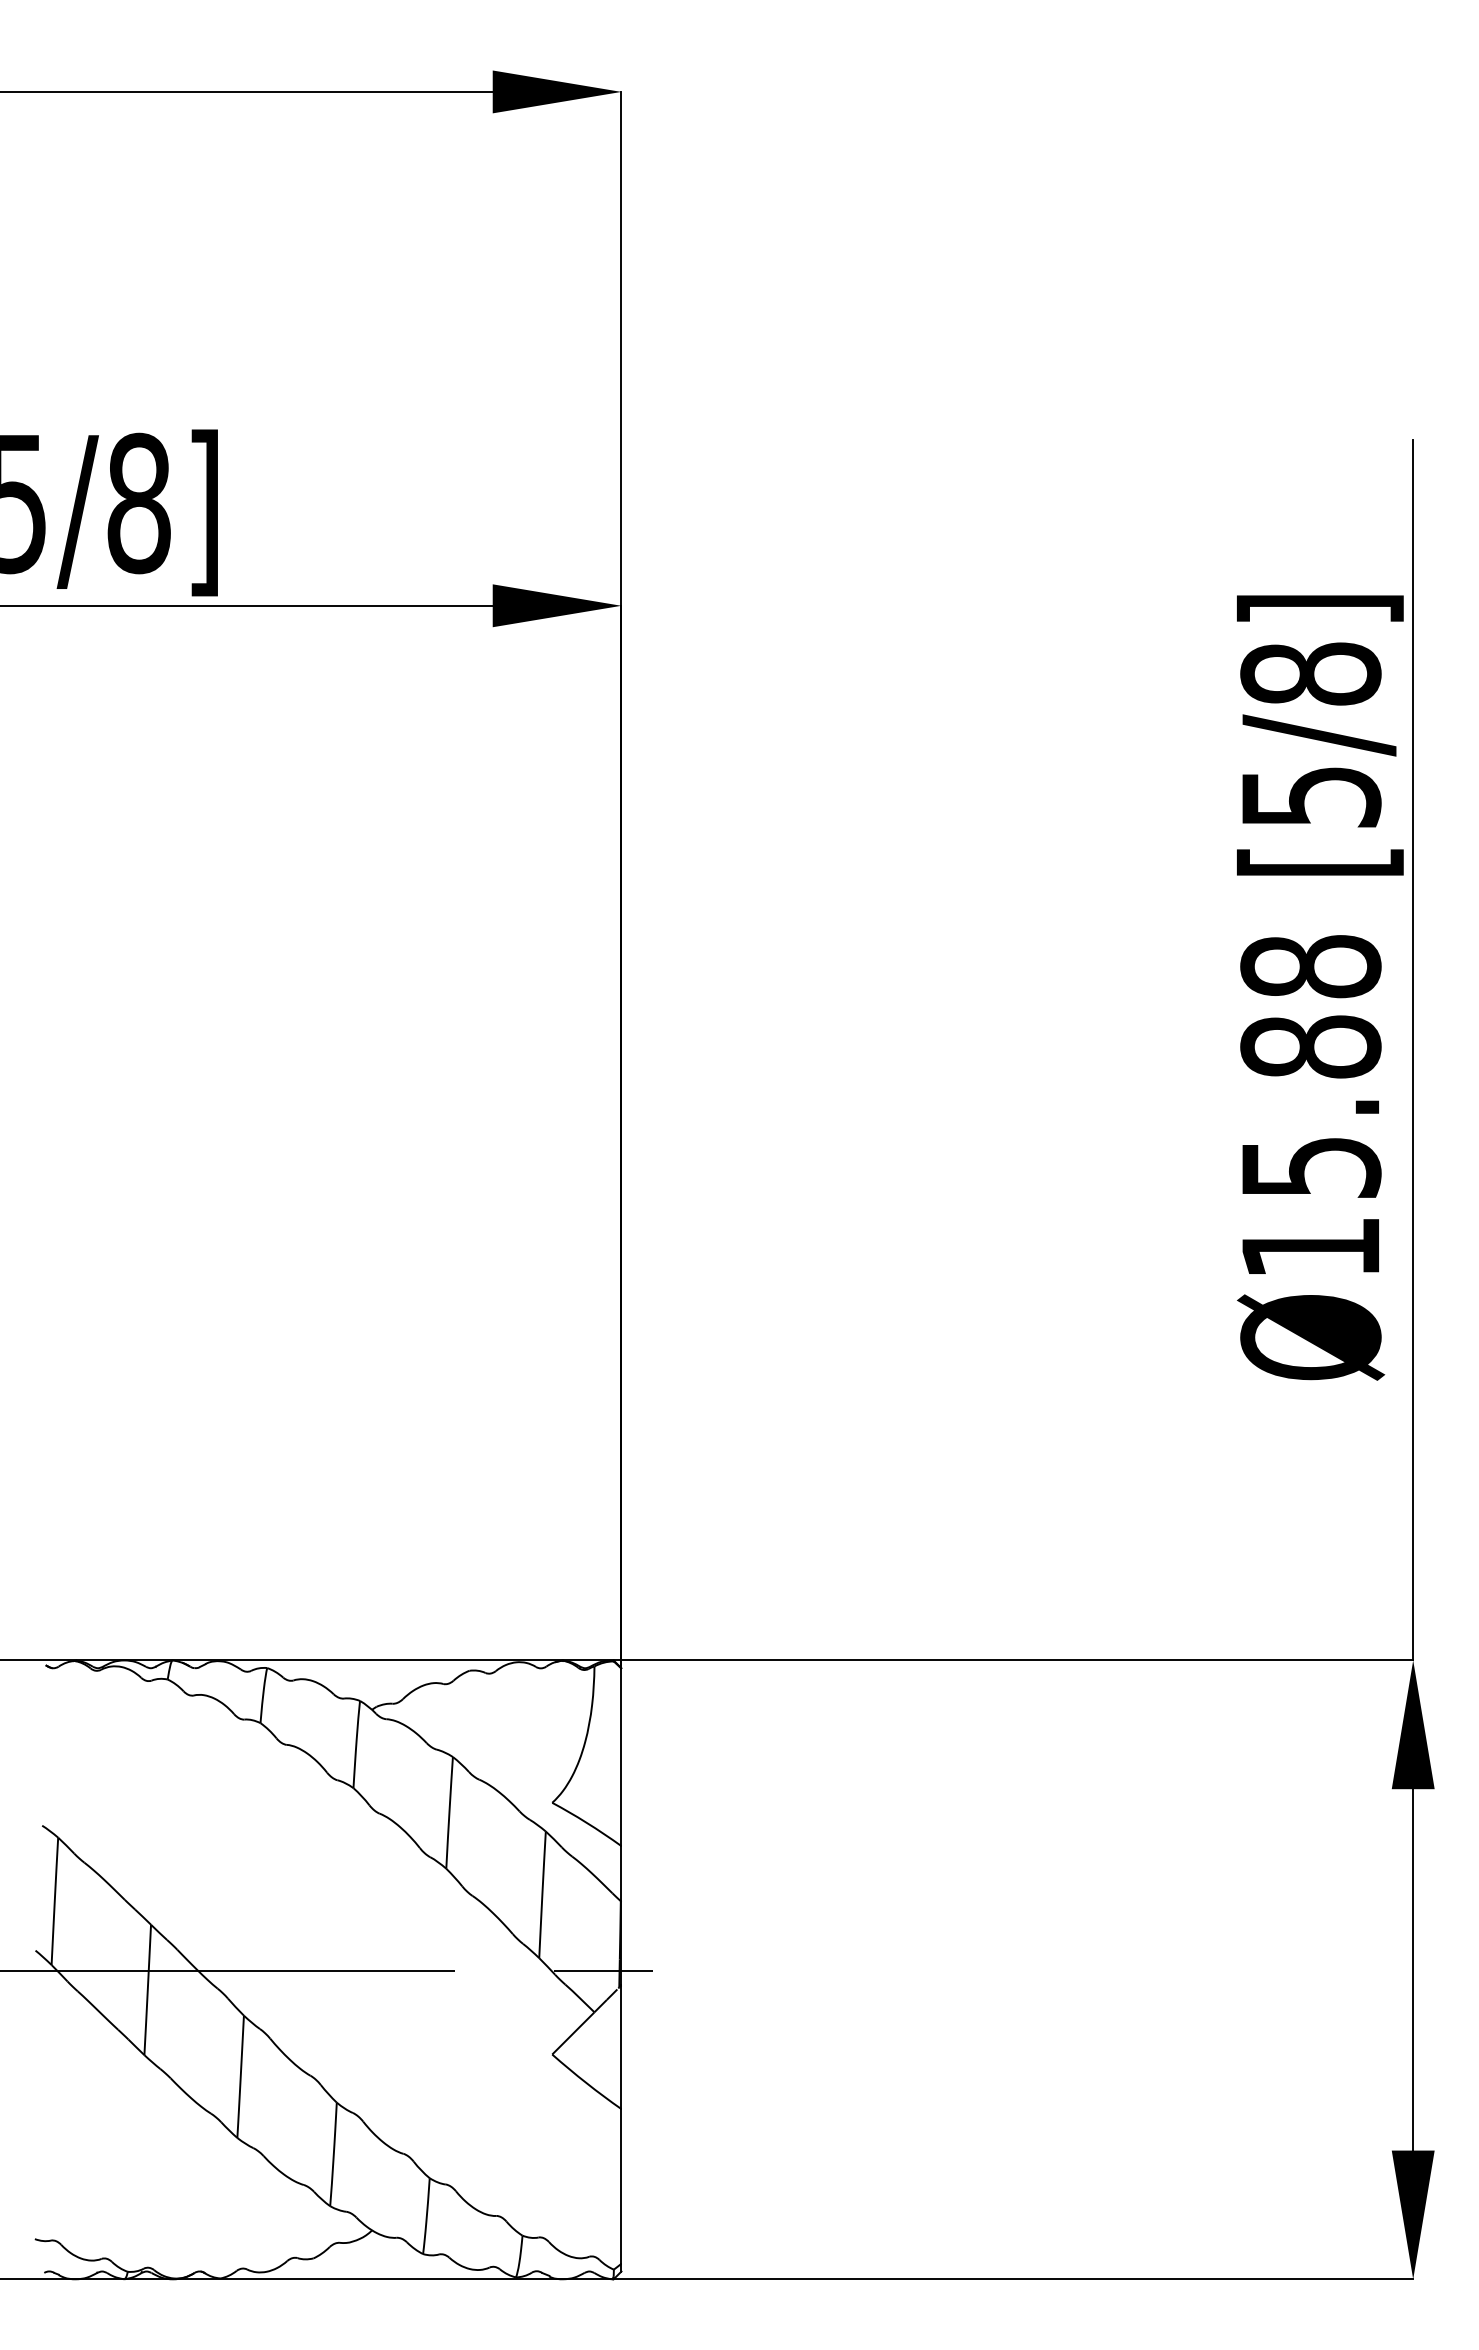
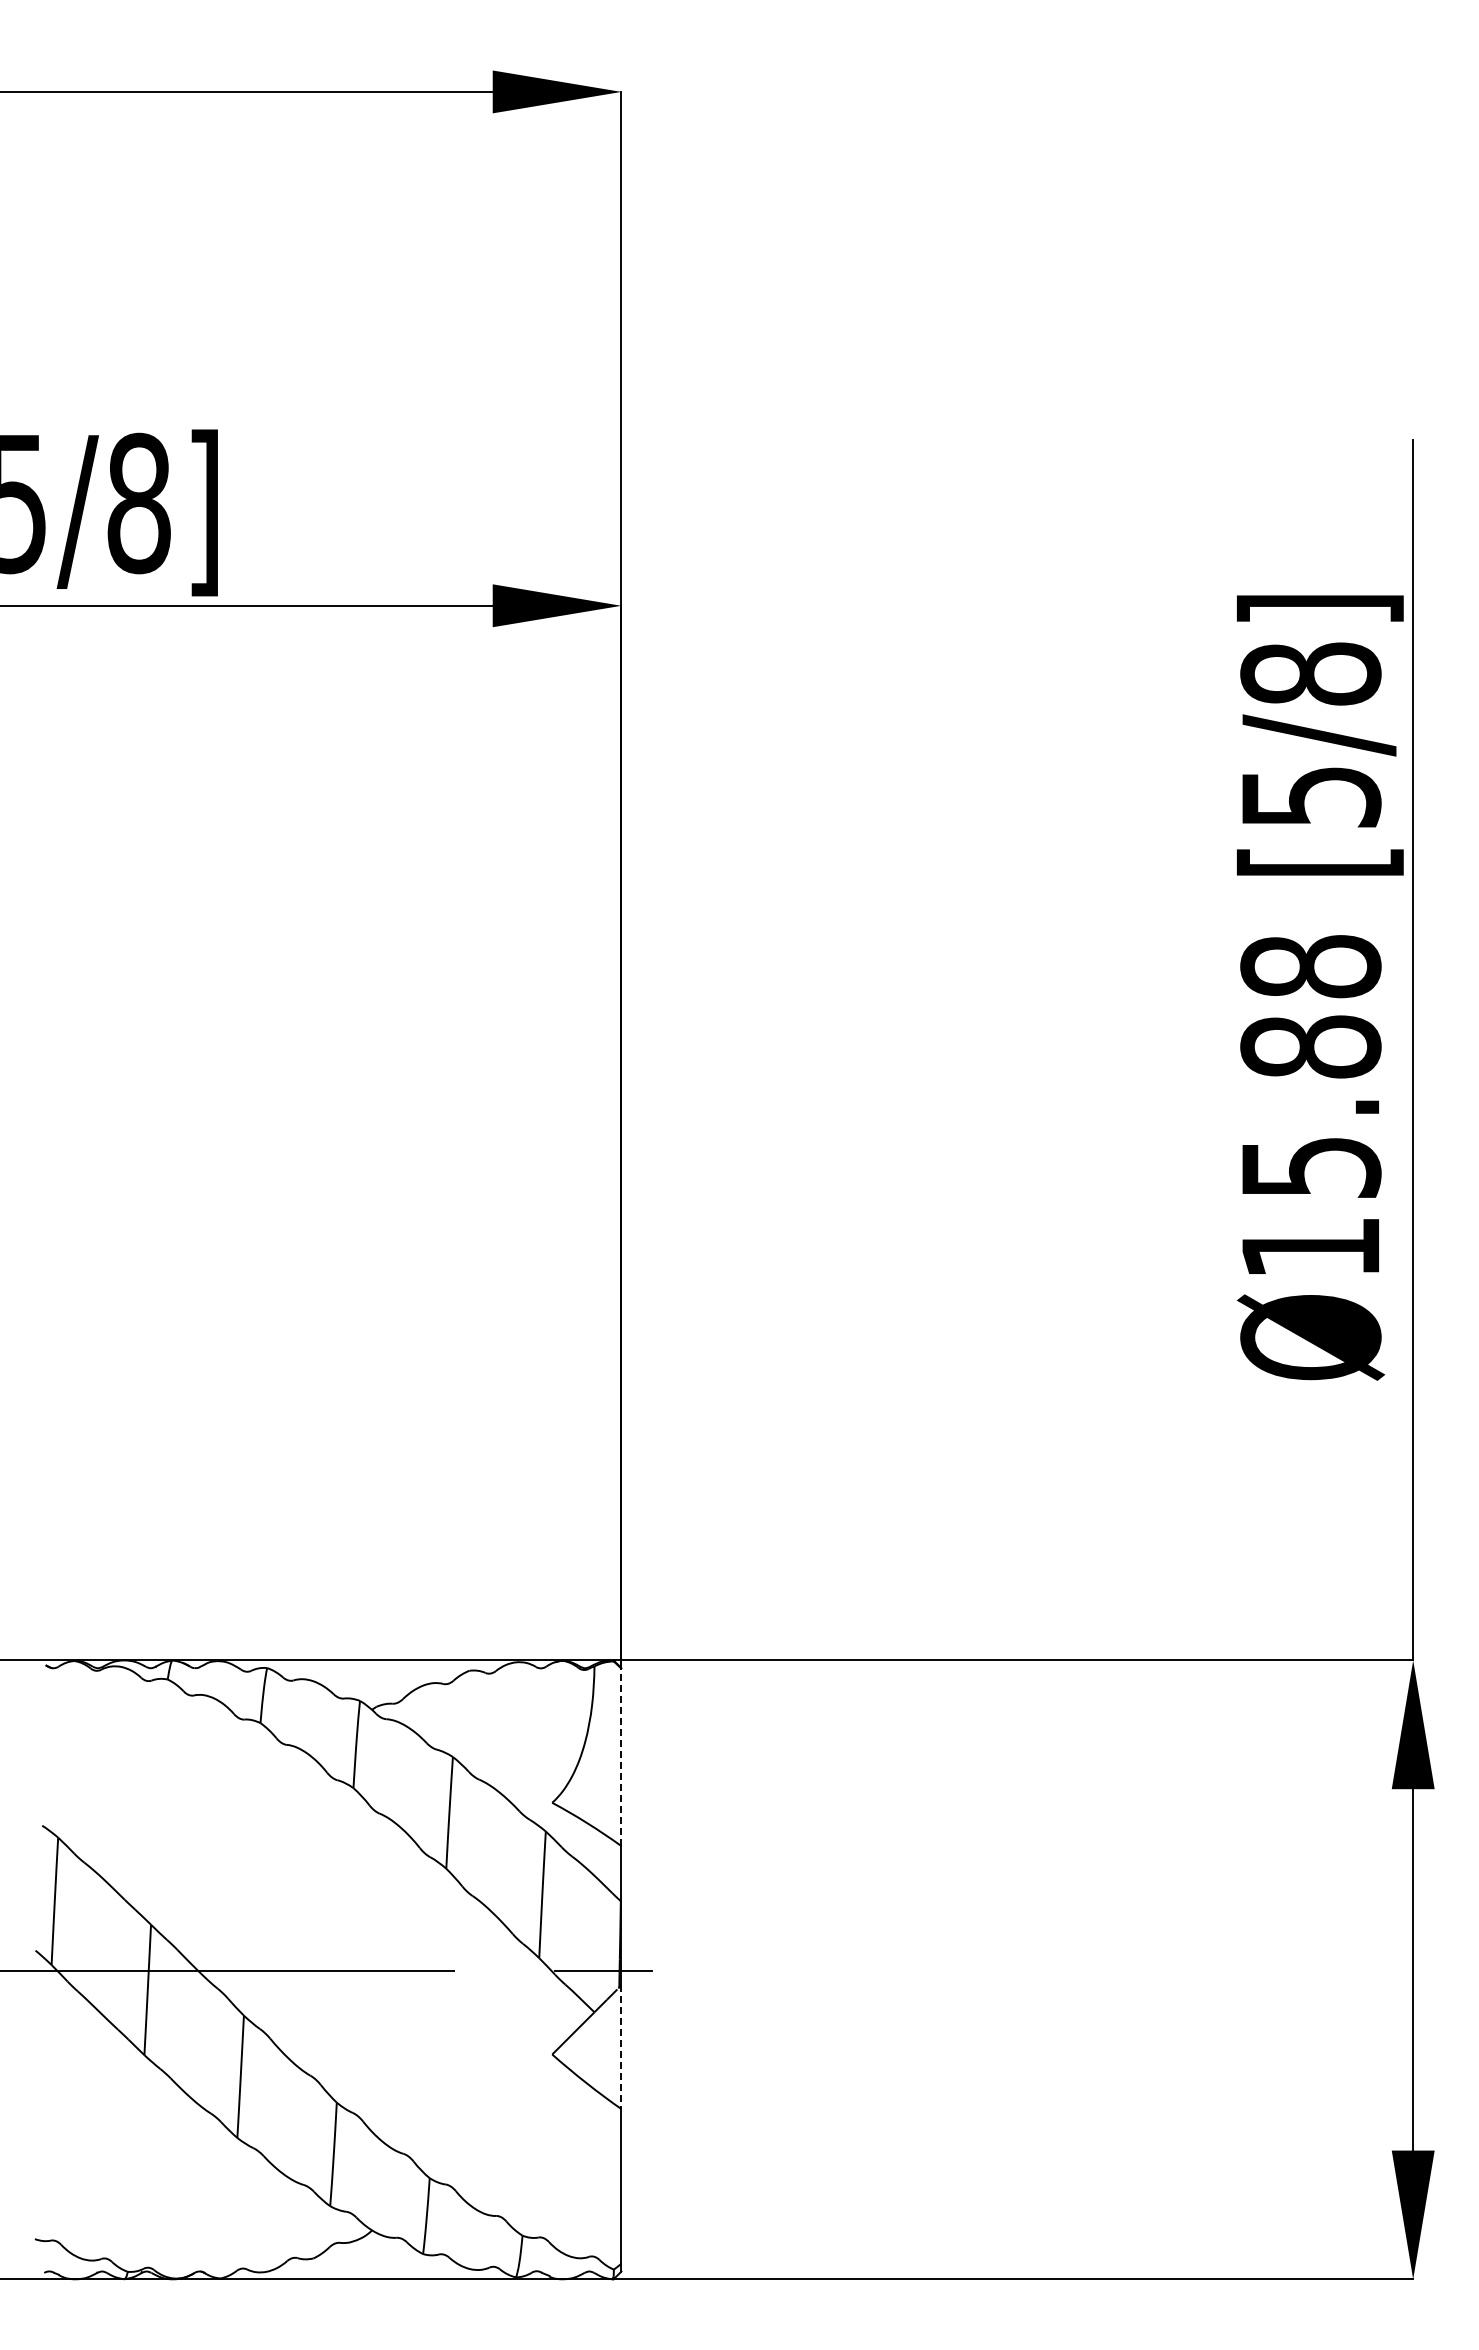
line: solid -> dashed (621, 1757)
line: solid -> dashed (621, 2047)
